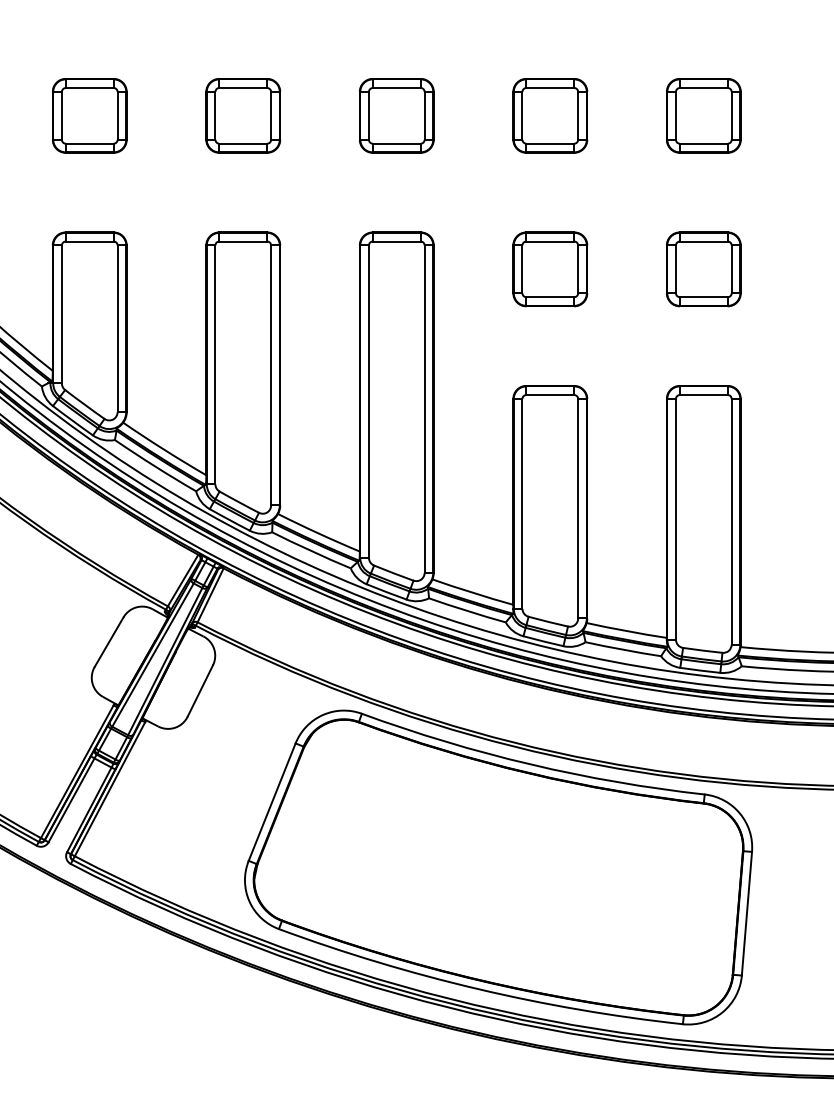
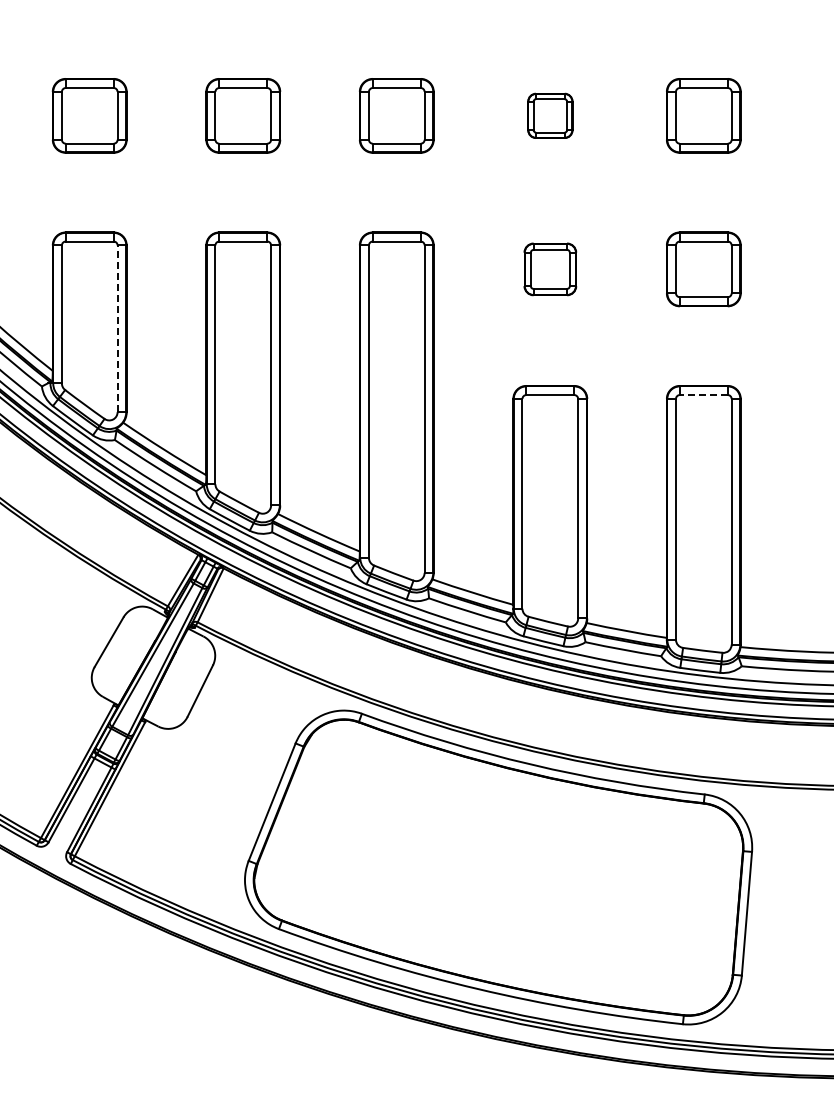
part size: 77x76 px -> 47x47 px (550, 115)
part size: 77x77 px -> 55x55 px (550, 269)
line: solid -> dashed (117, 328)
line: solid -> dashed (703, 395)
